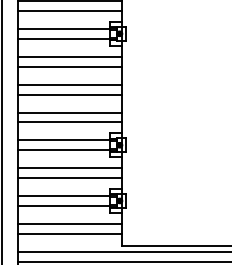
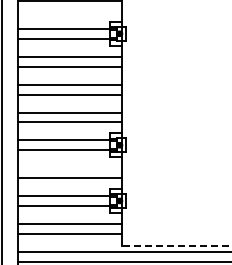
line: present -> none (70, 10)
line: present -> none (70, 168)
line: solid -> dashed (176, 245)
